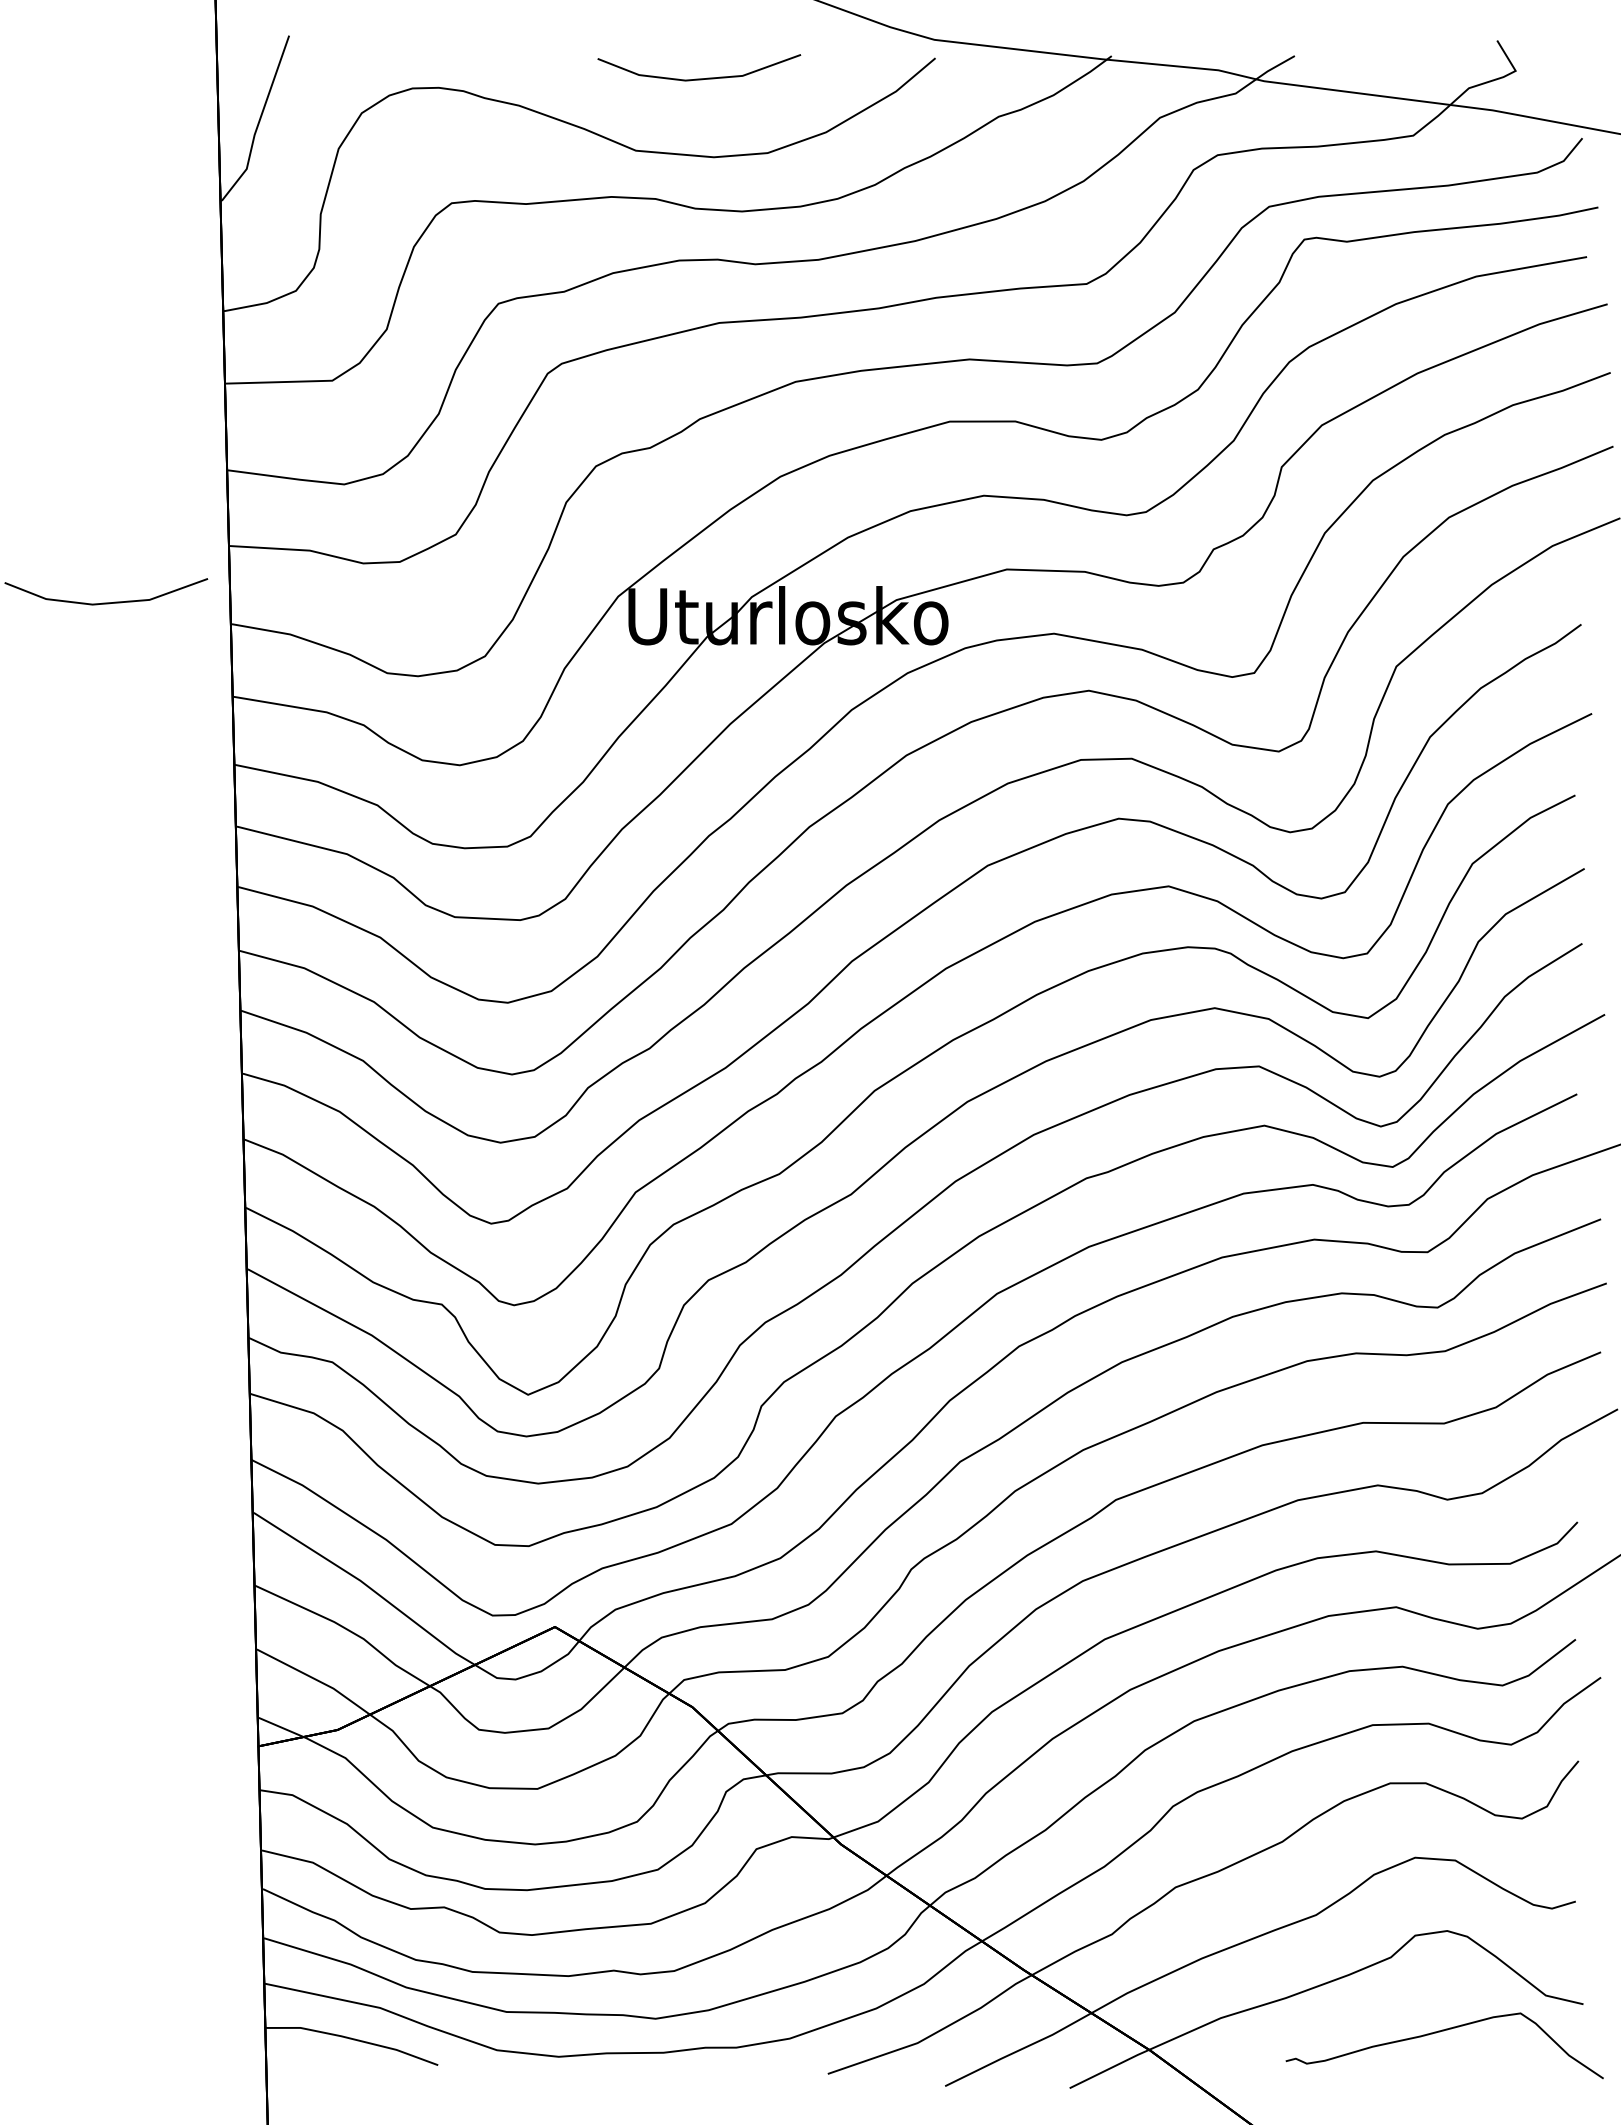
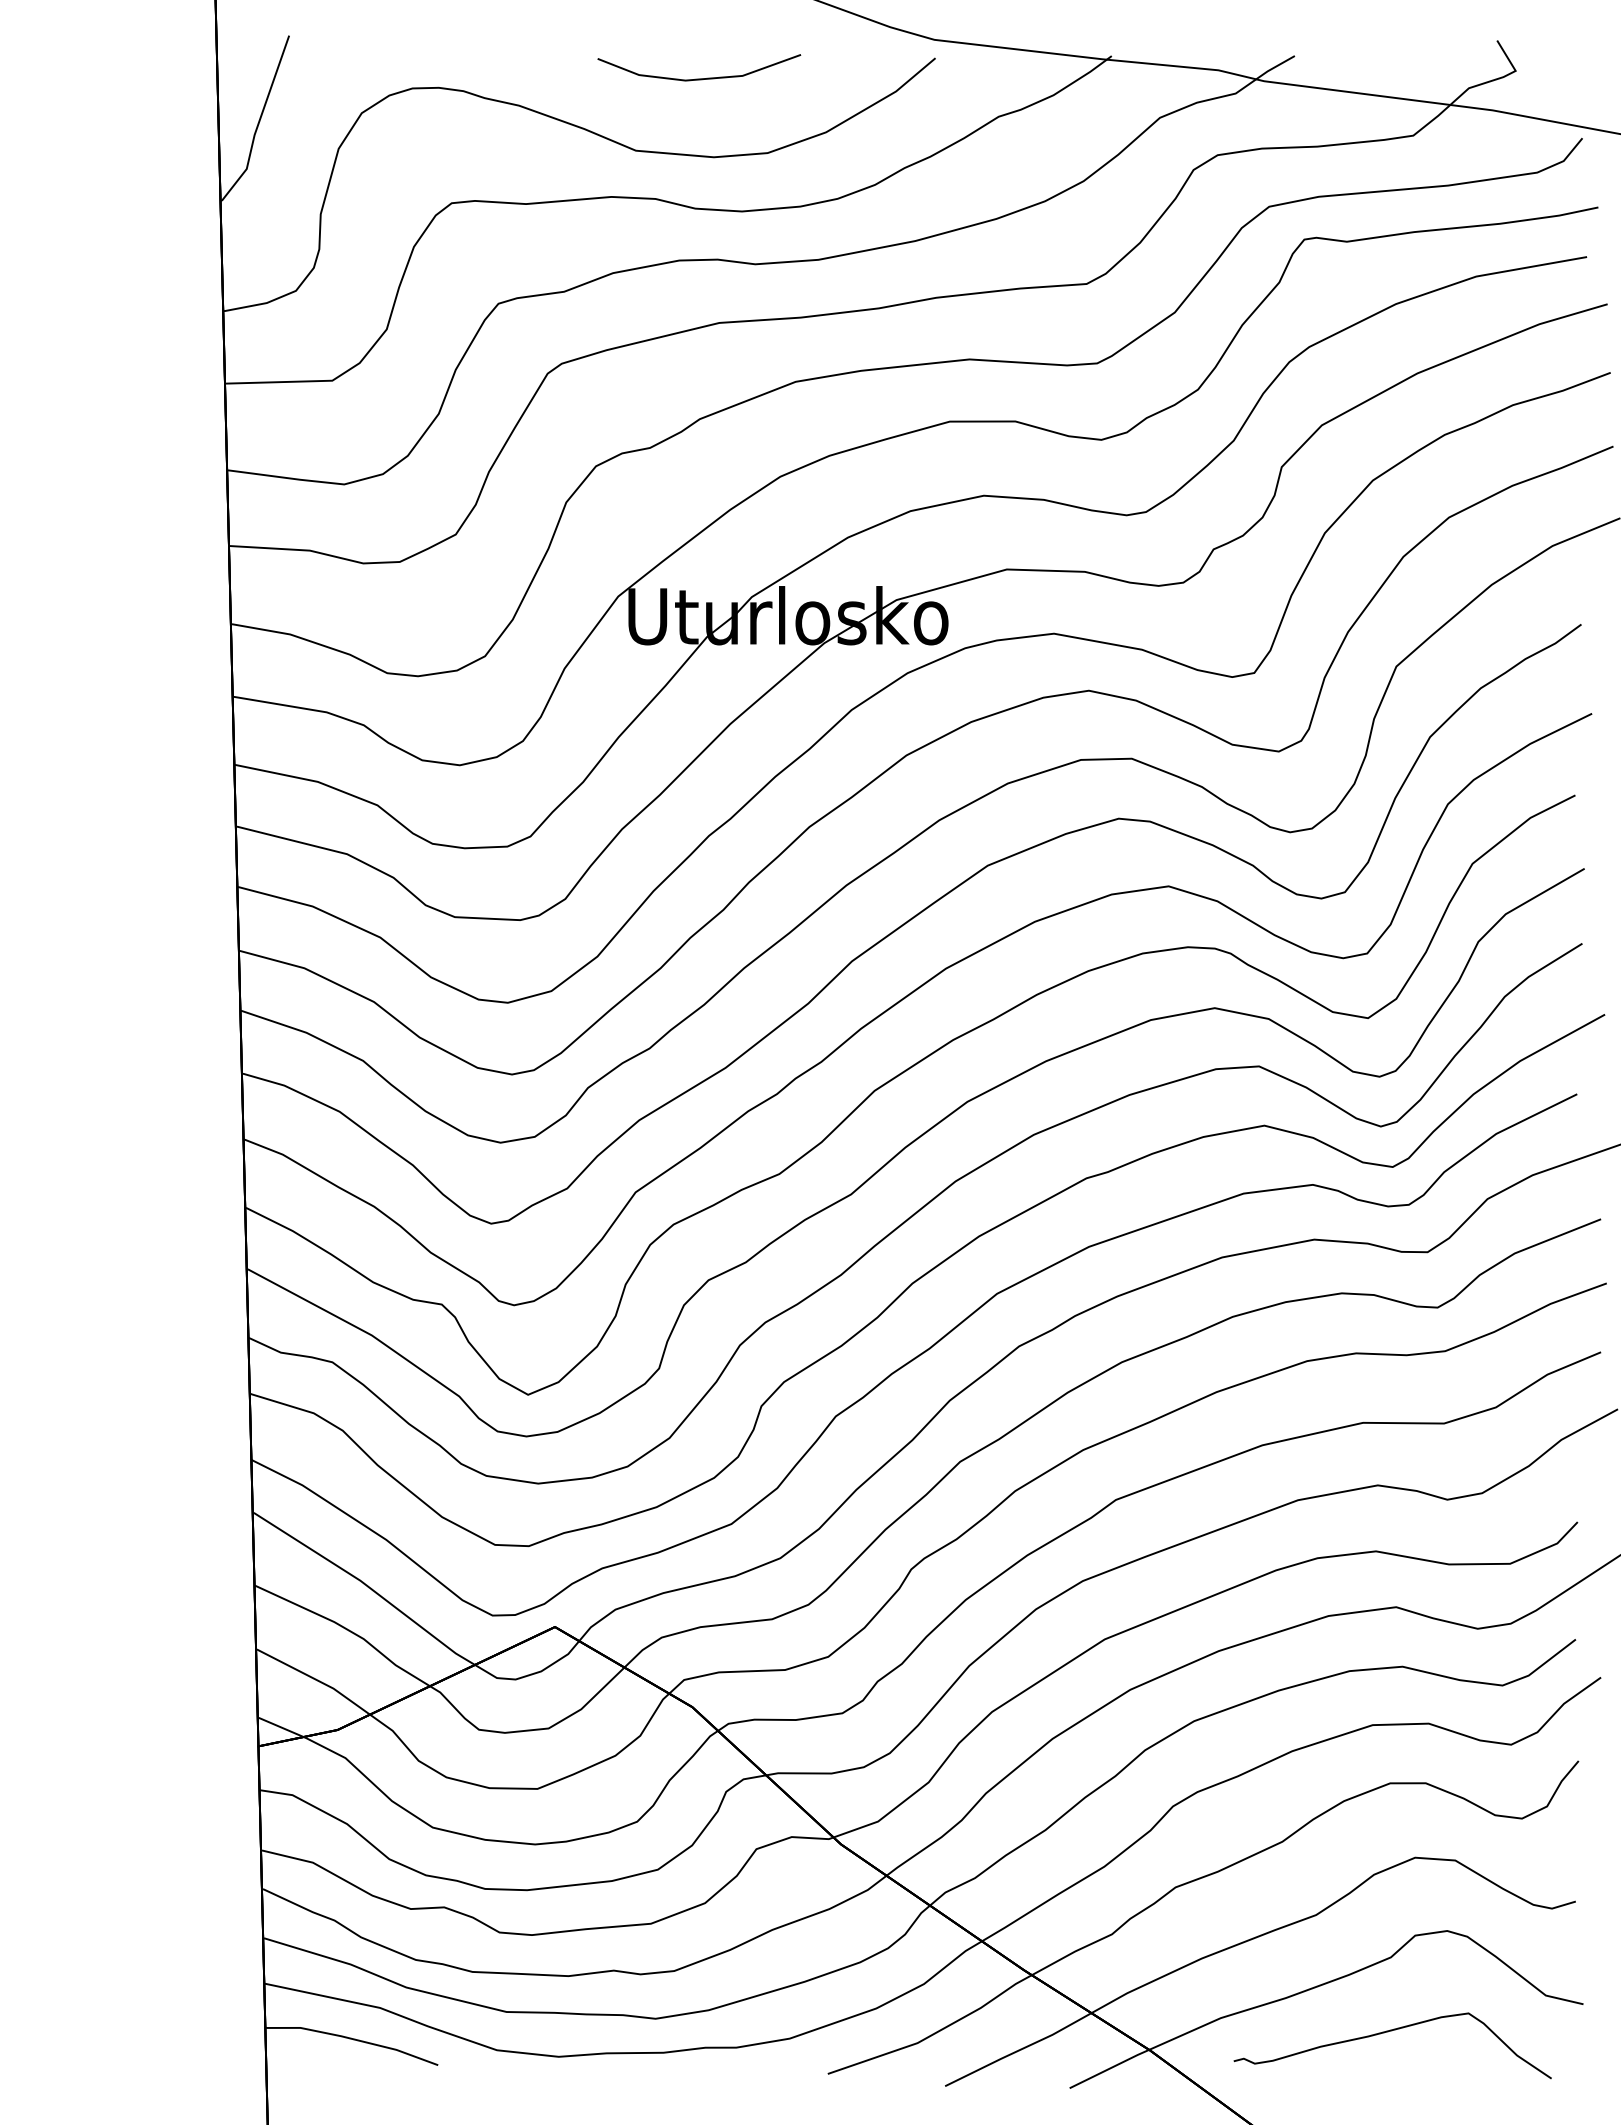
line: present -> none (106, 602)
curve position: (1440, 2032) -> (1388, 2032) (1388, 2032)
